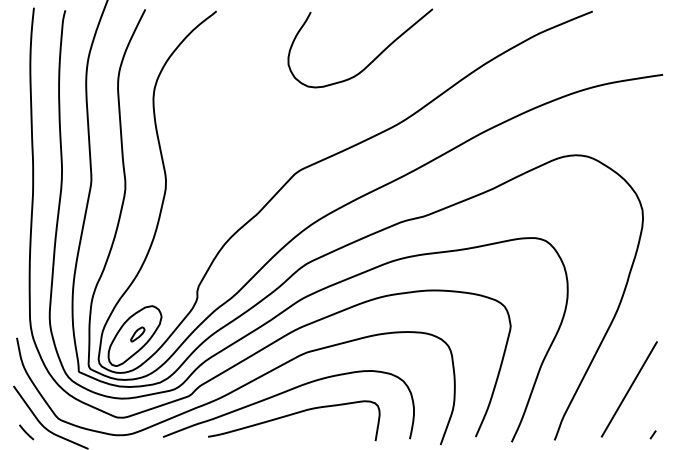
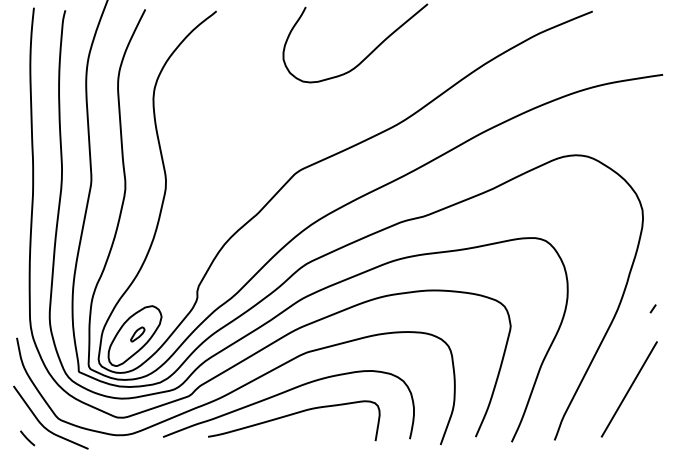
curve position: (372, 60) -> (367, 55) (367, 55)
line position: (26, 432) -> (27, 438) (27, 438)
line position: (652, 434) -> (652, 308) (652, 308)
